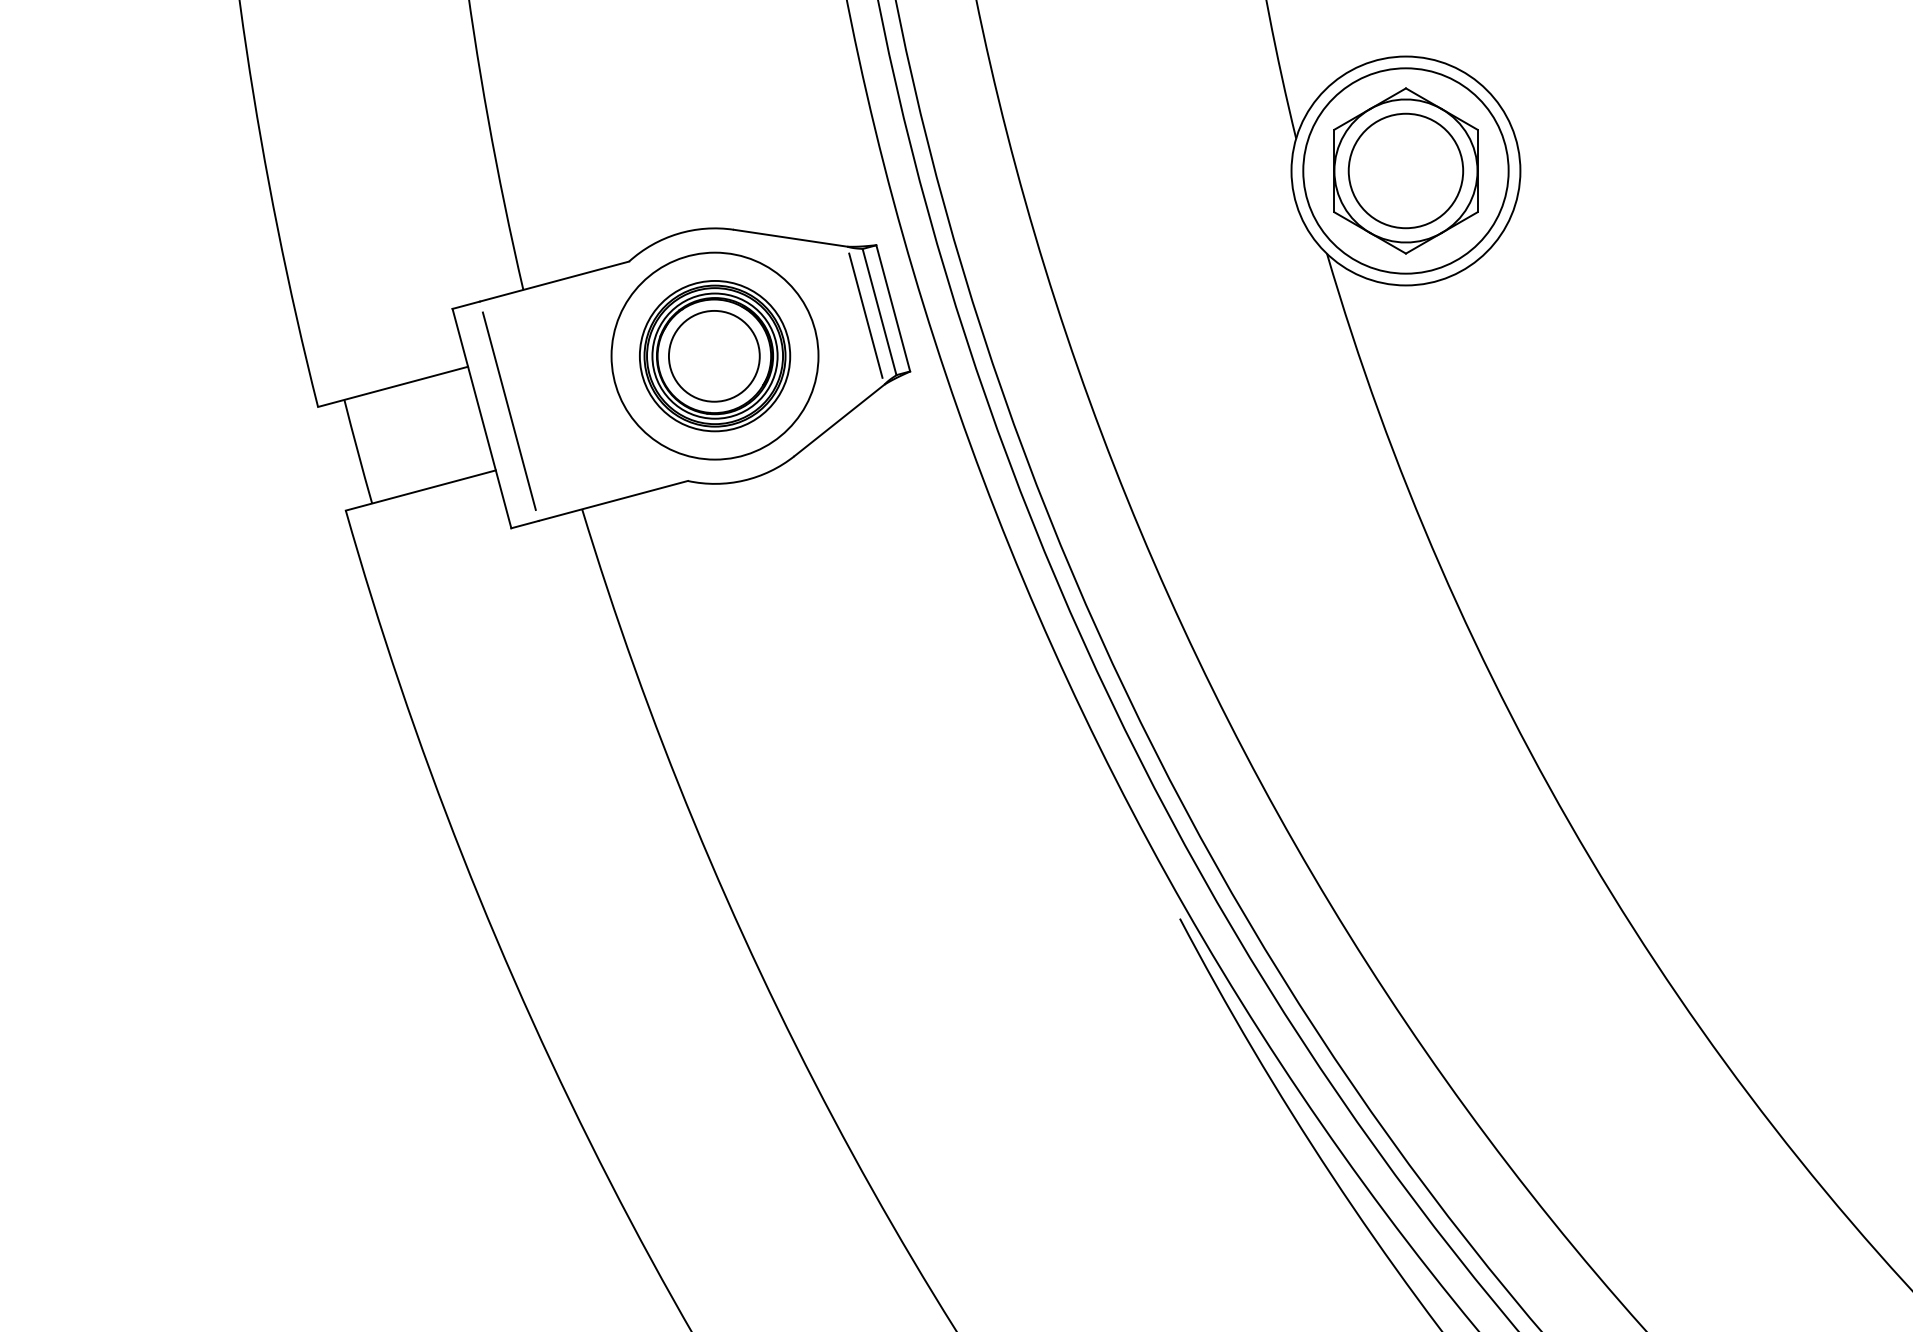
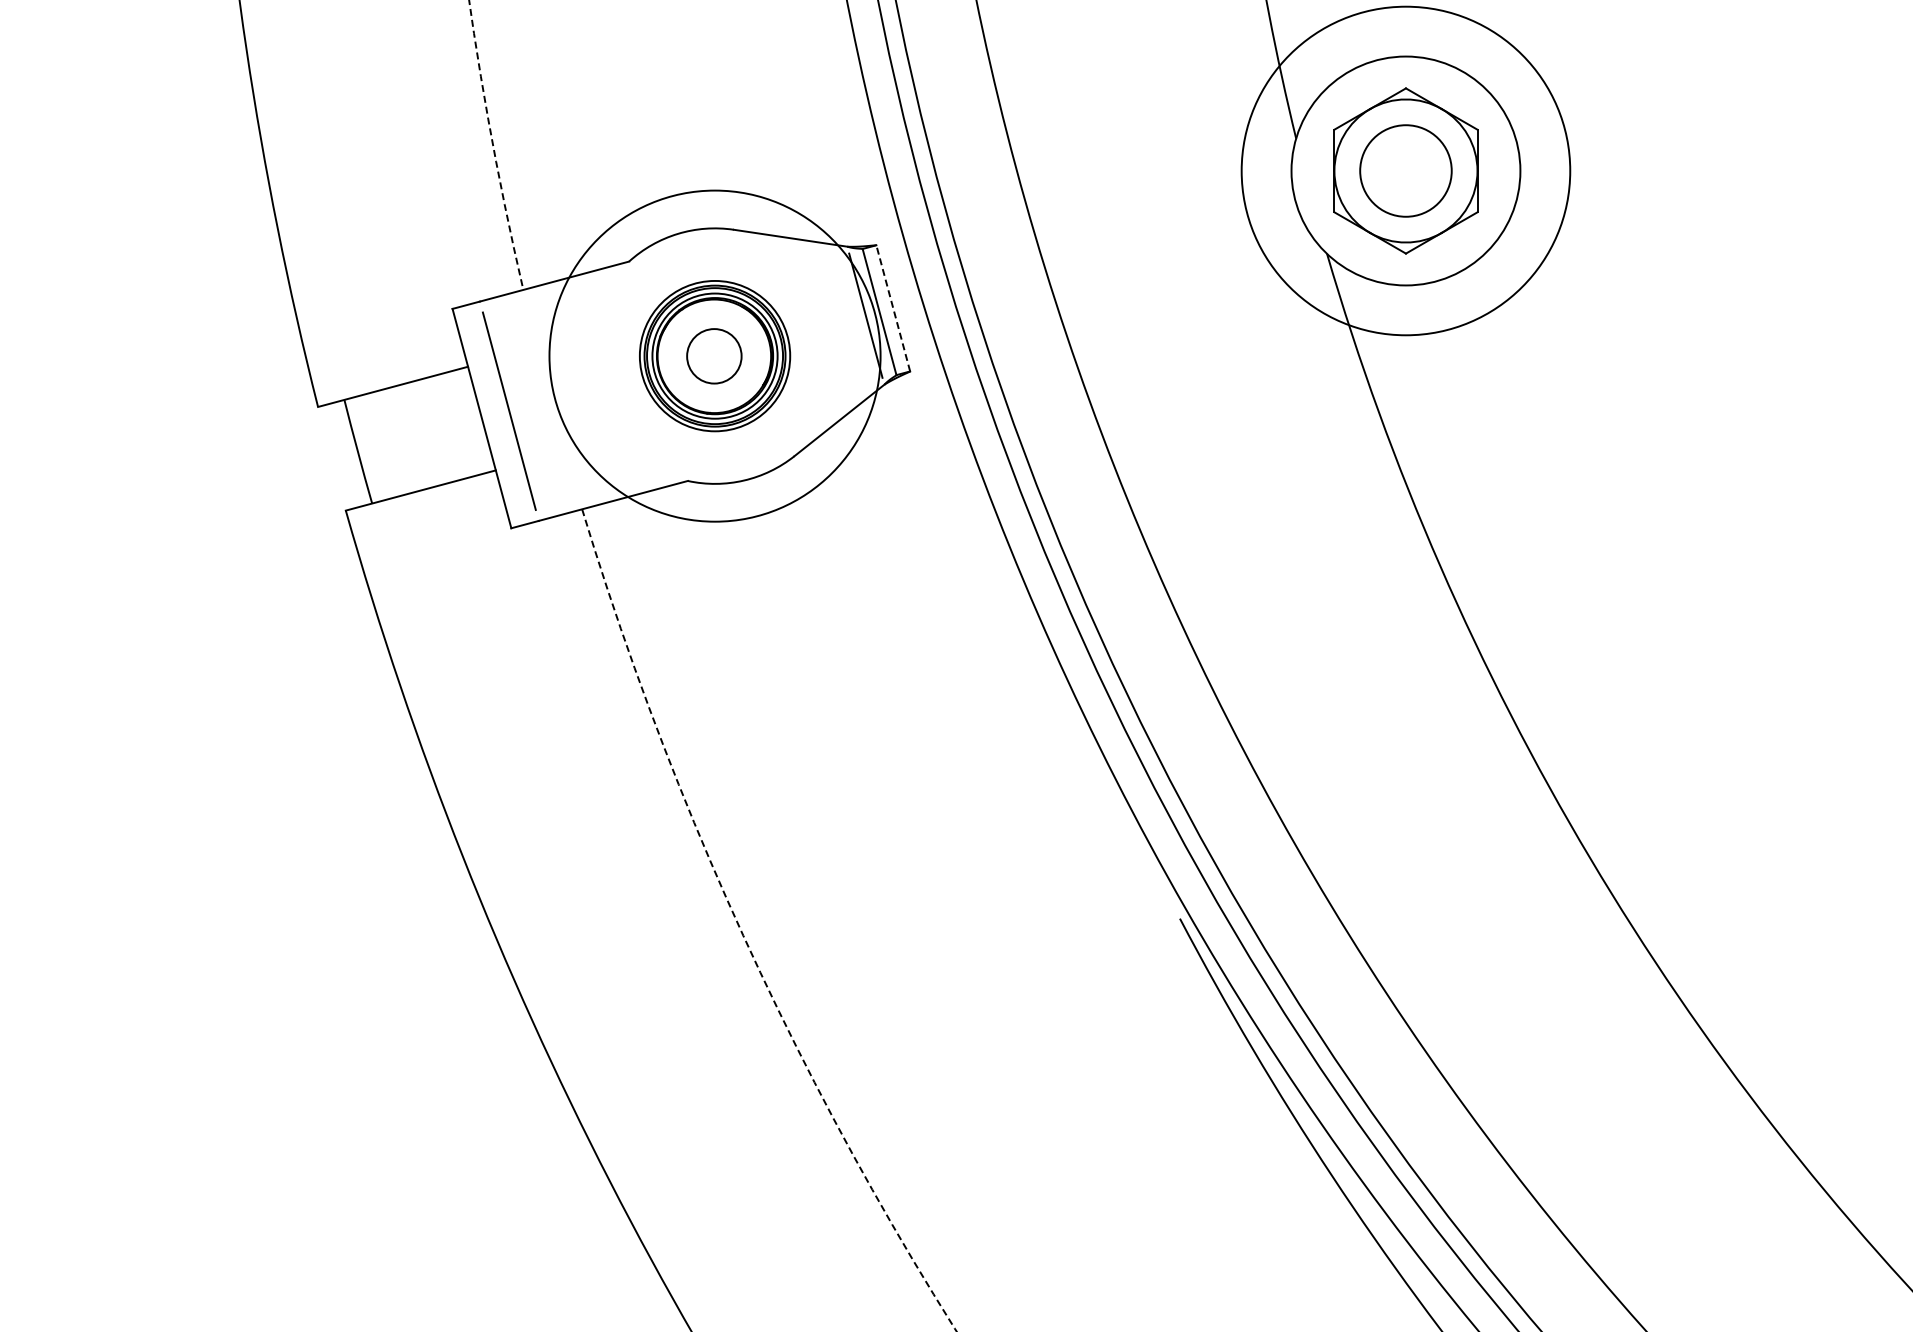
arc: solid -> dashed (493, 146)
circle diameter: 114 px -> 92 px (1405, 170)
circle diameter: 205 px -> 329 px (1405, 170)
line: solid -> dashed (893, 307)
circle diameter: 91 px -> 55 px (714, 356)
circle diameter: 207 px -> 331 px (714, 355)
arc: solid -> dashed (742, 933)
